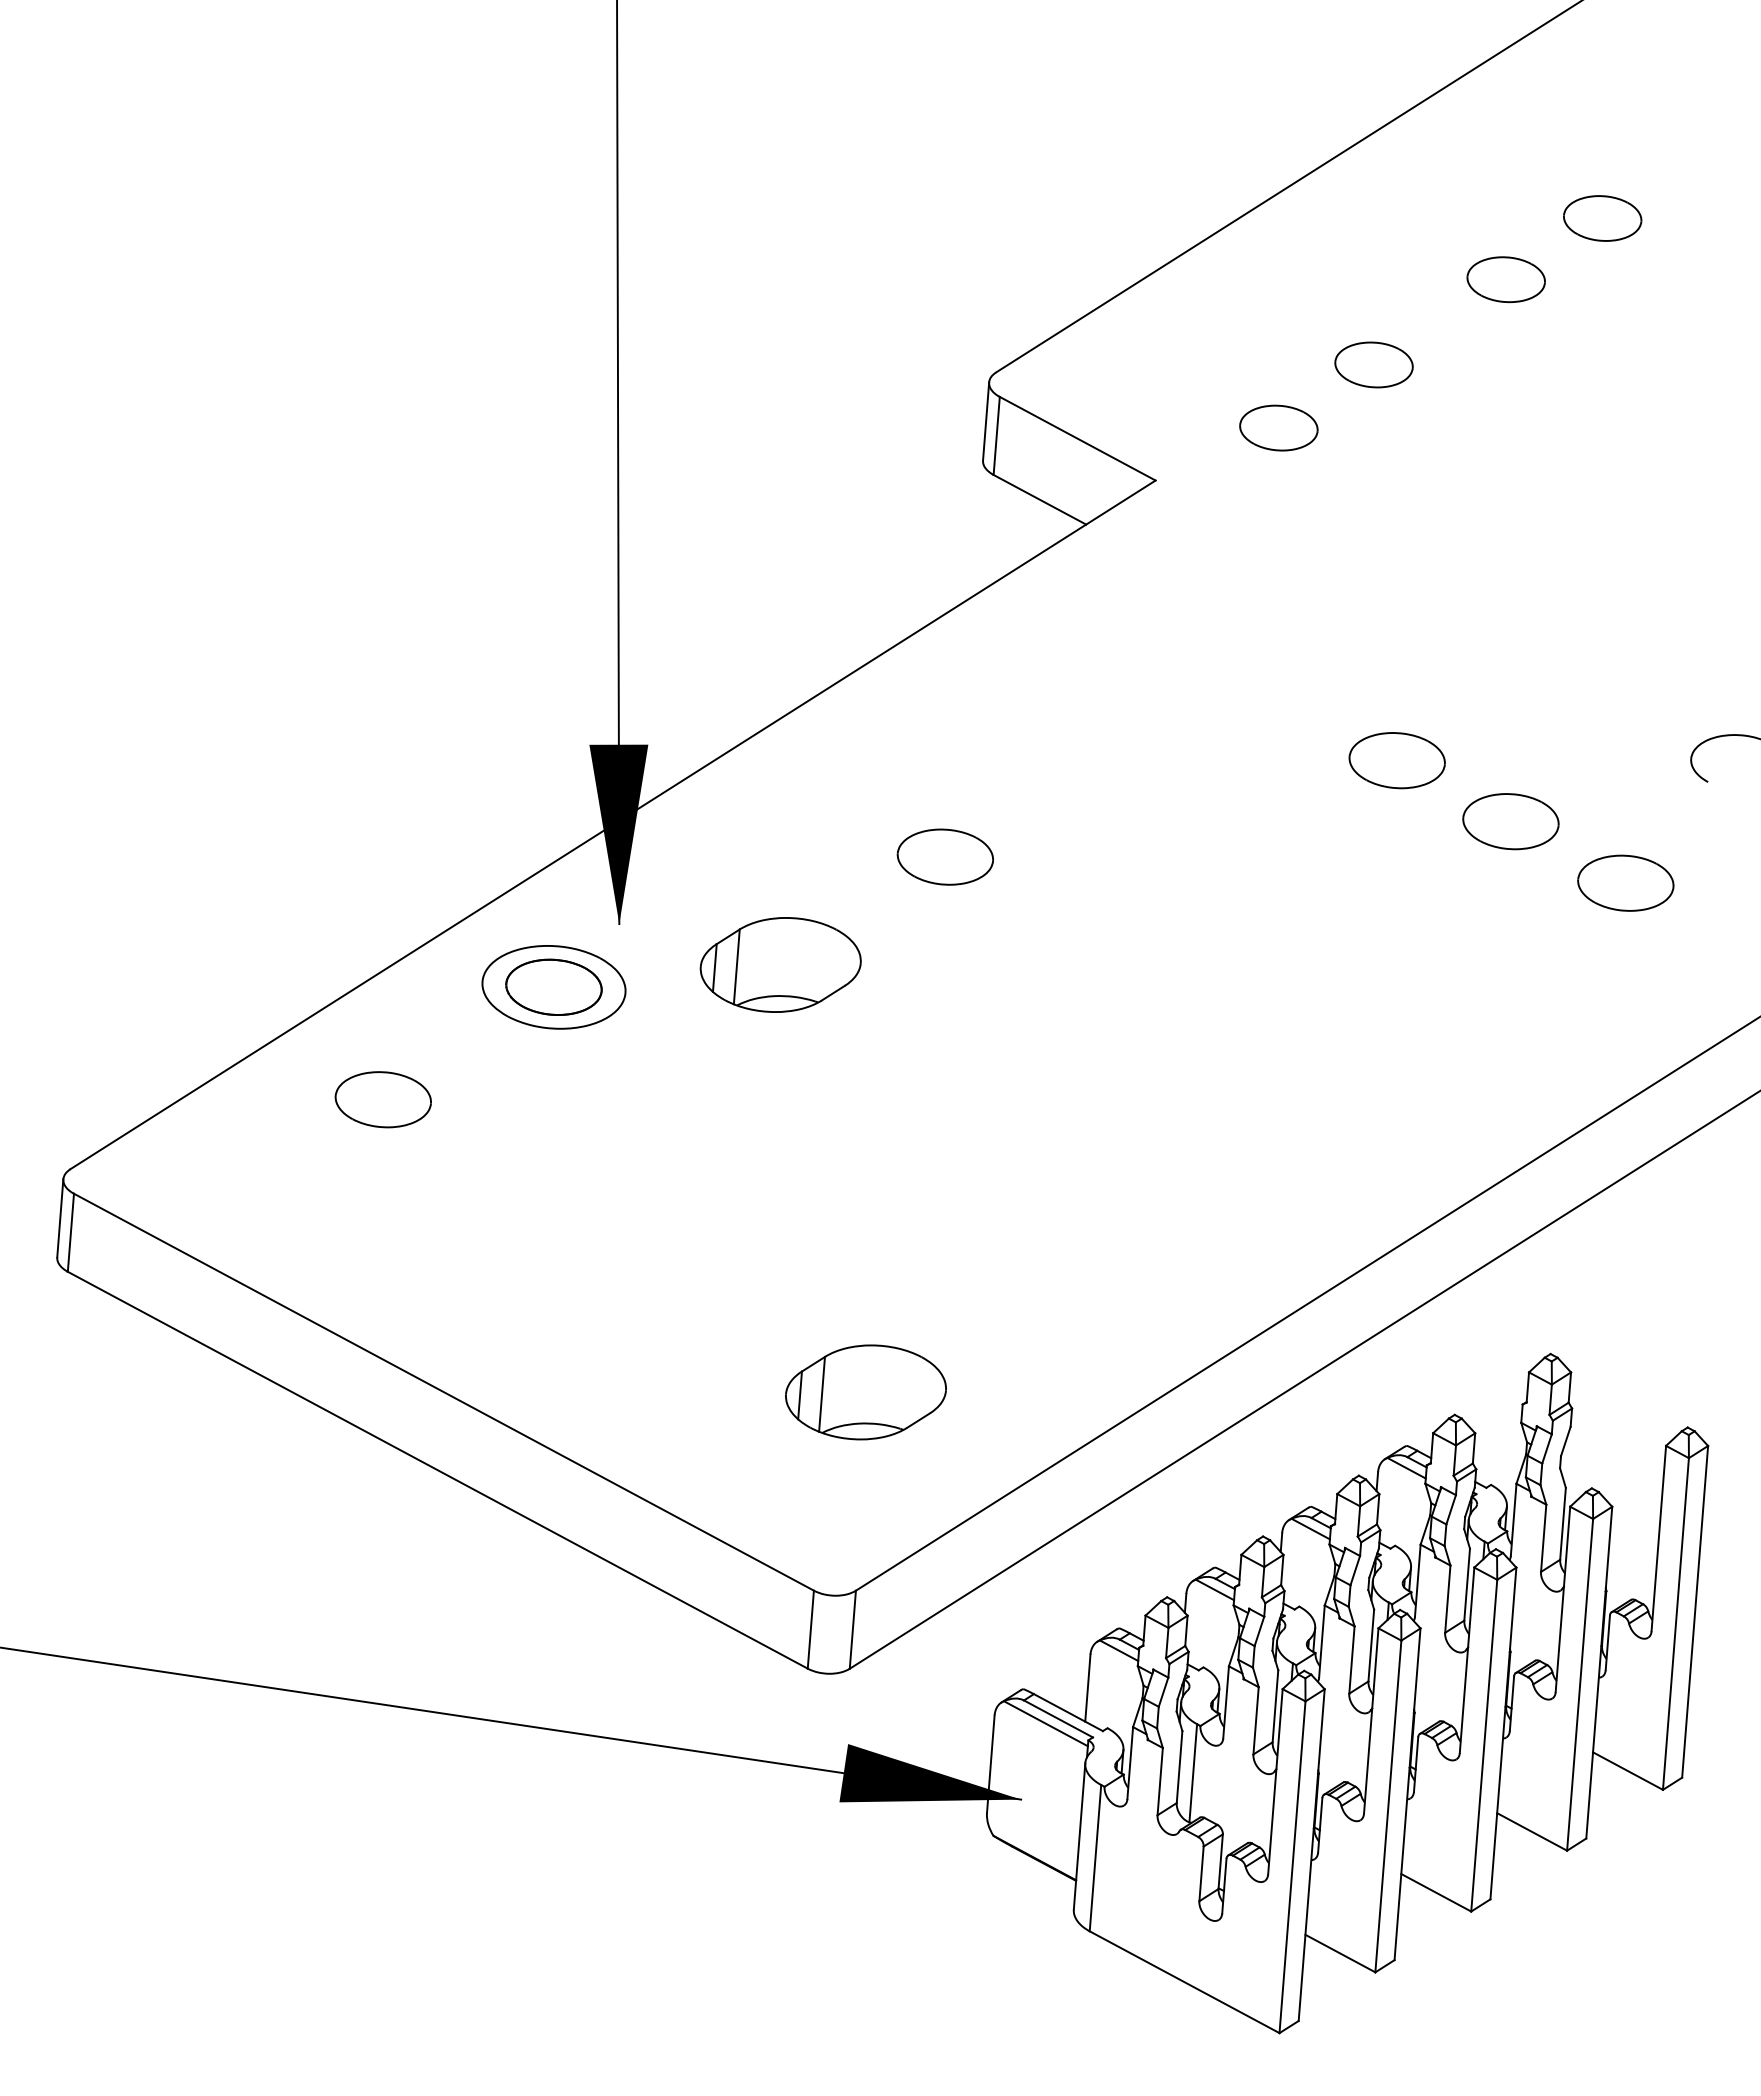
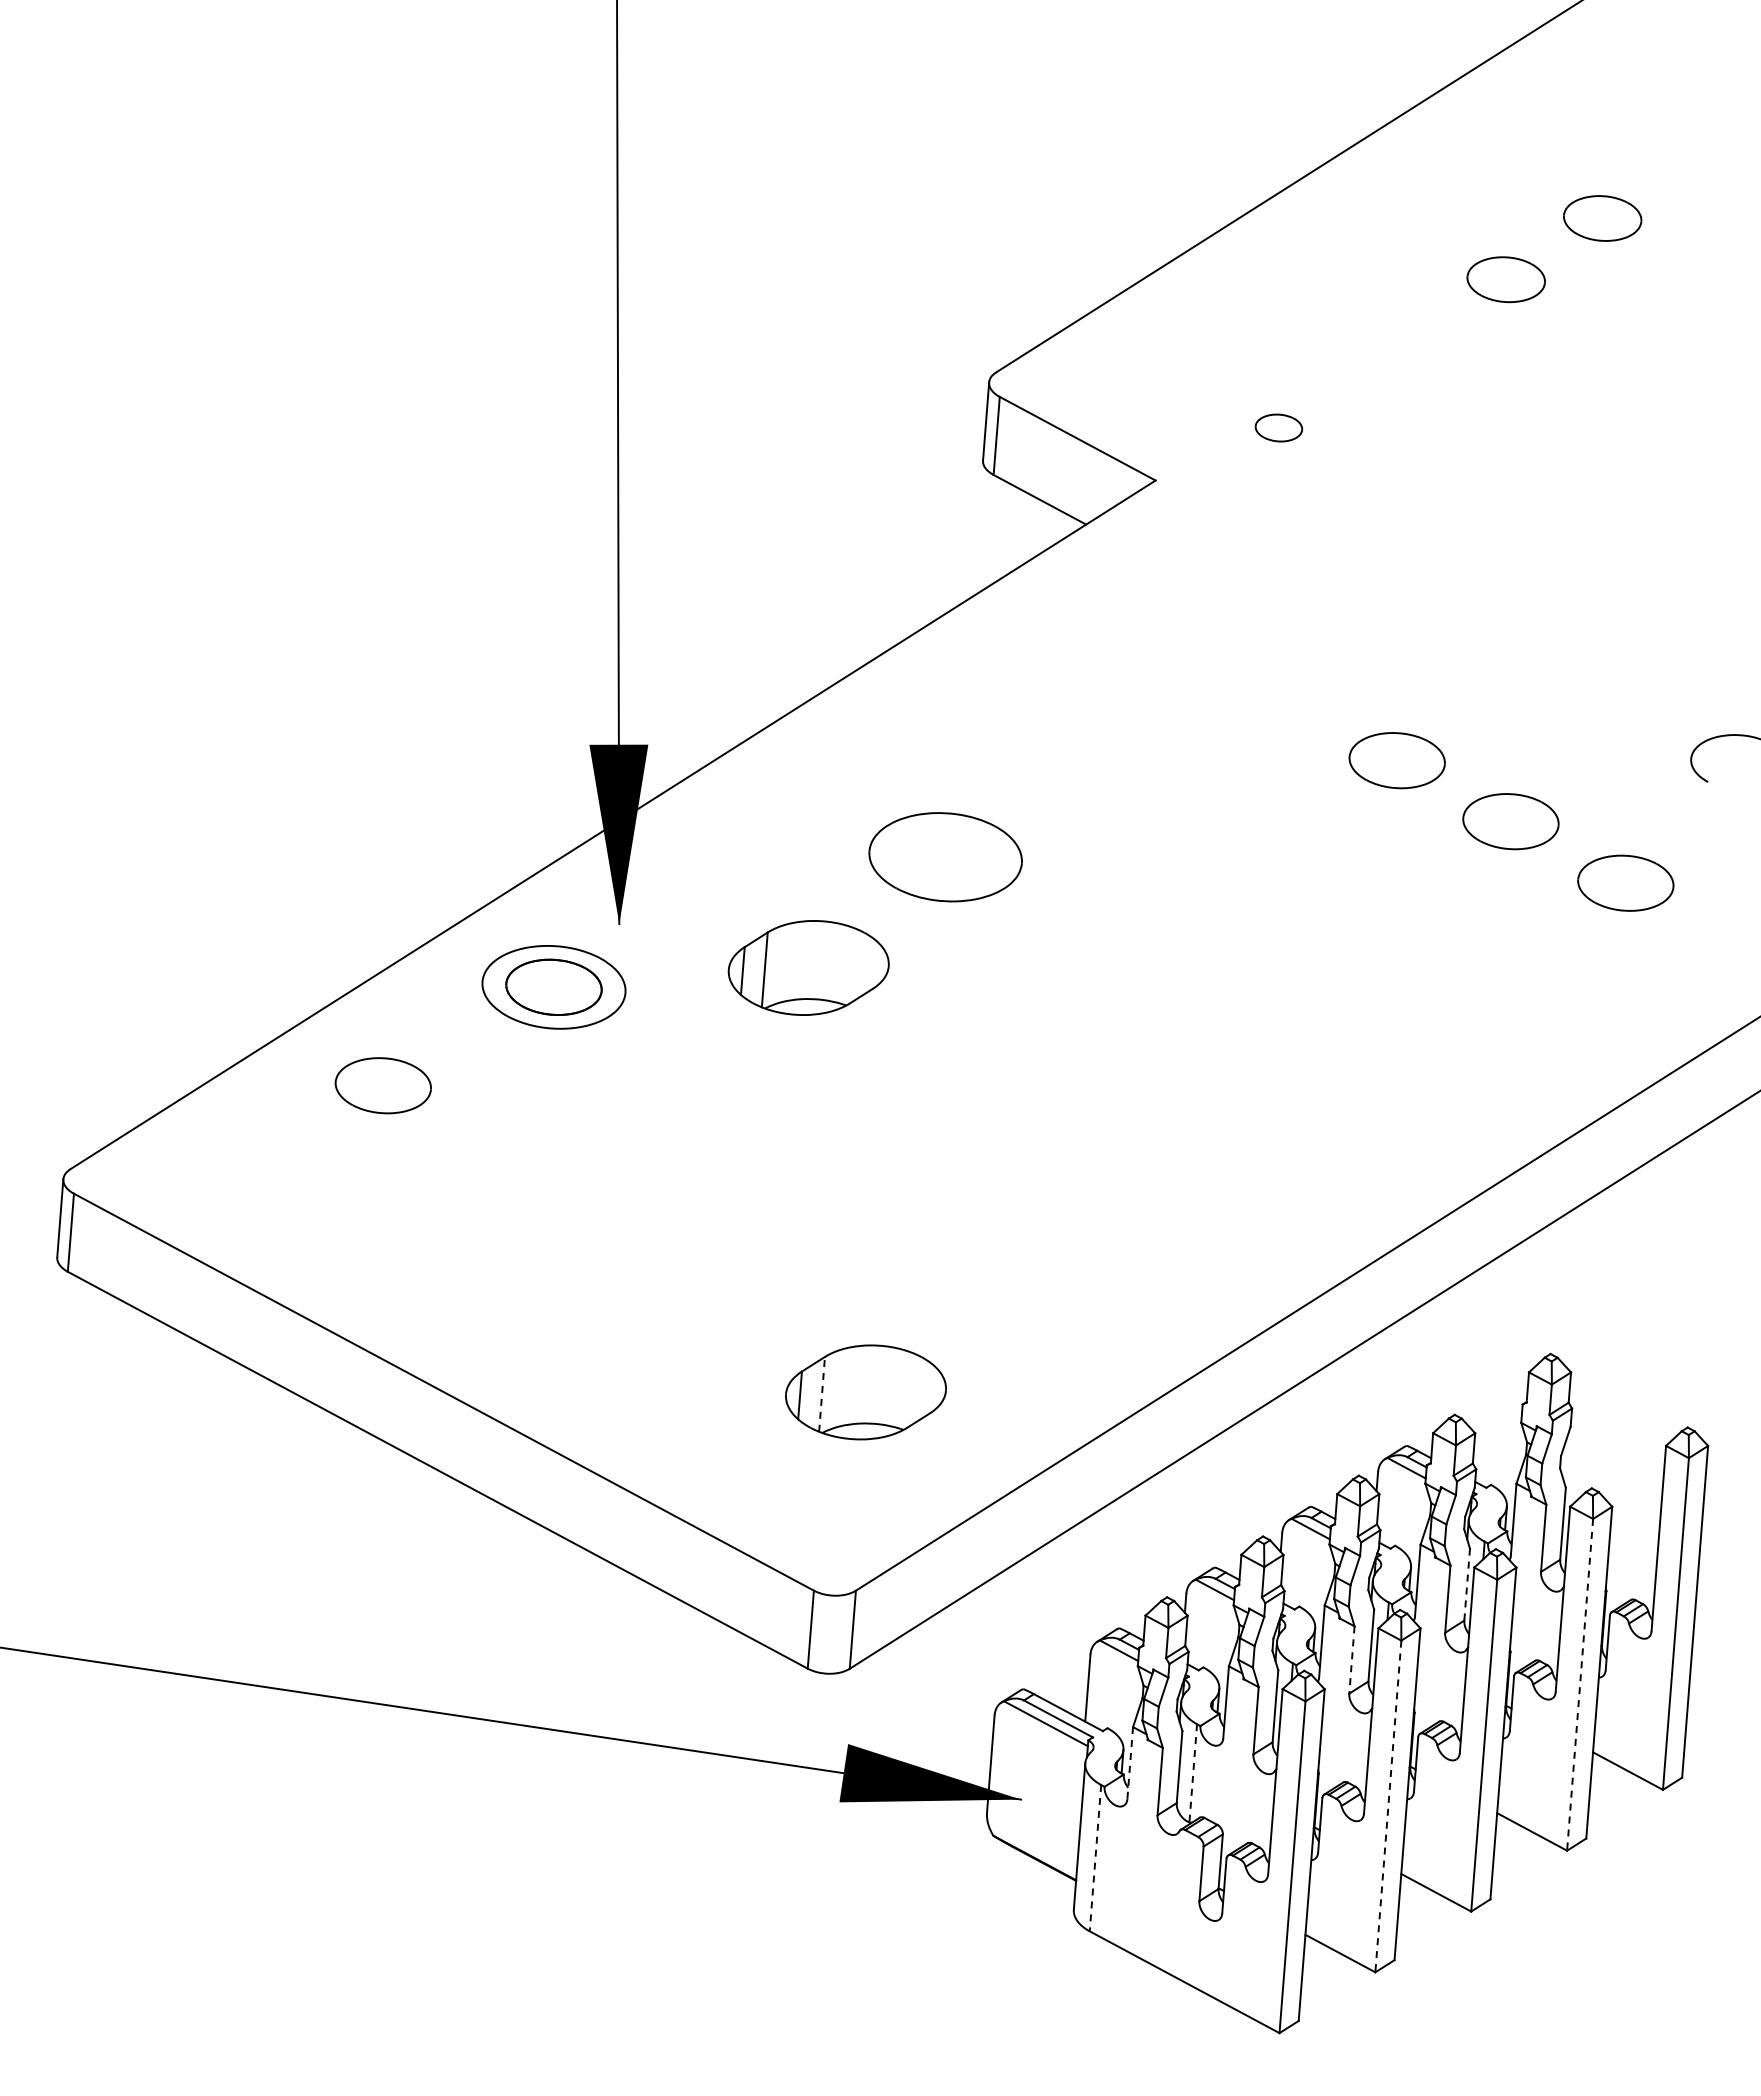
part: present -> none (1373, 364)
part size: 80x48 px -> 50x30 px (1278, 427)
part size: 98x58 px -> 155x91 px (945, 857)
part position: (780, 964) -> (808, 967) (808, 967)
part position: (382, 1099) -> (382, 1085) (382, 1085)
line: solid -> dashed (822, 1393)
line: solid -> dashed (1467, 1585)
line: solid -> dashed (1351, 1660)
line: solid -> dashed (1580, 1685)
line: solid -> dashed (1130, 1763)
line: solid -> dashed (1193, 1773)
line: solid -> dashed (1388, 1806)
line: solid -> dashed (1095, 1858)
